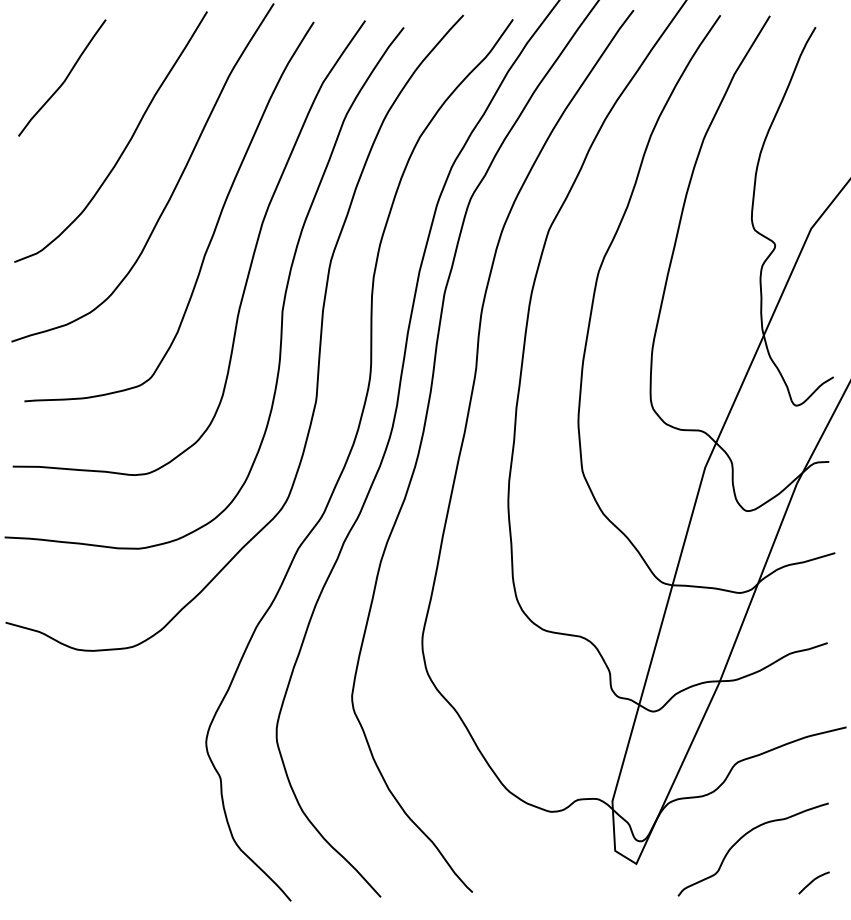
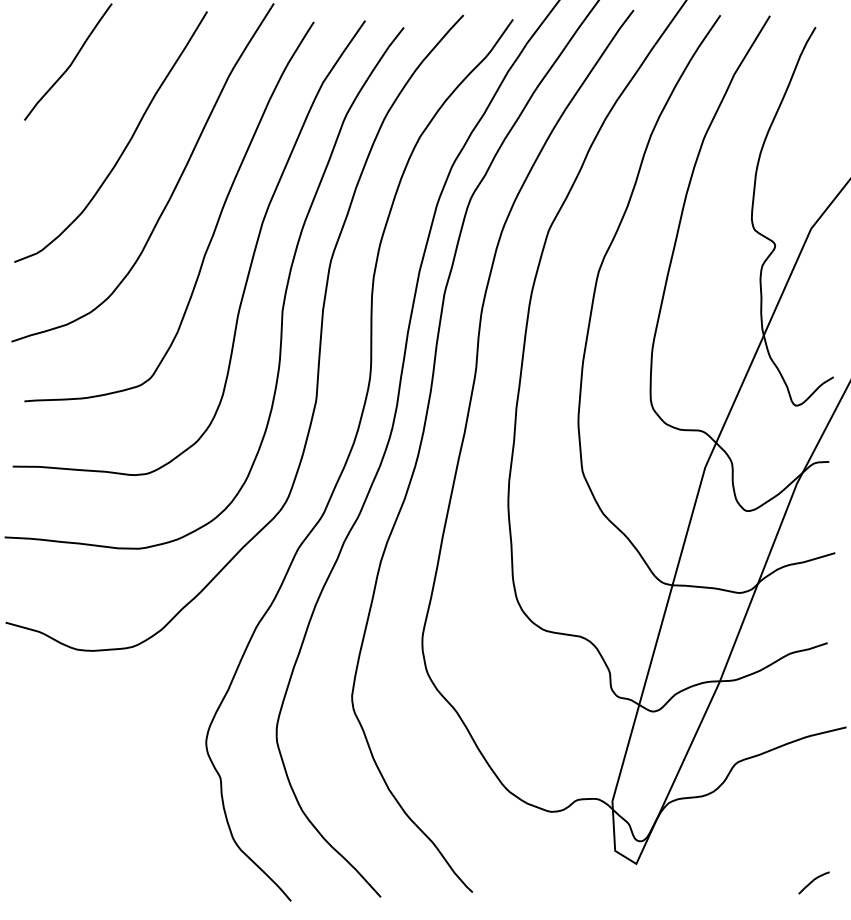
curve position: (64, 79) -> (70, 63) (70, 63)
curve: present -> none (742, 838)
